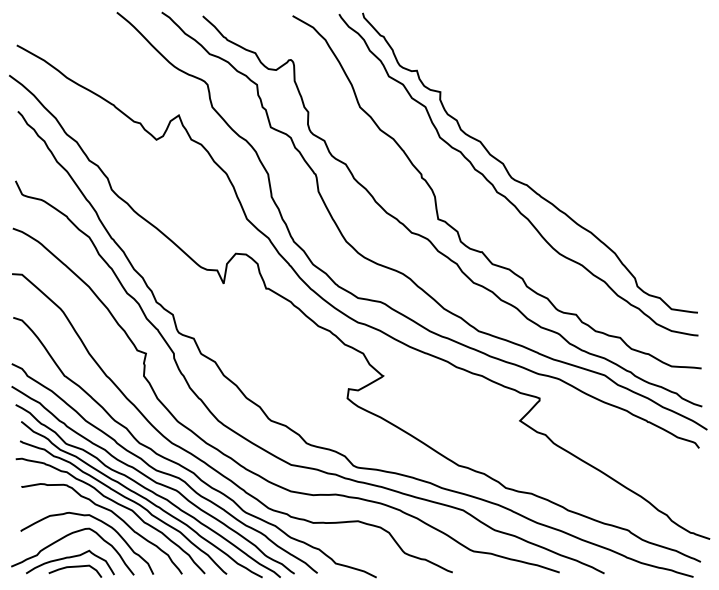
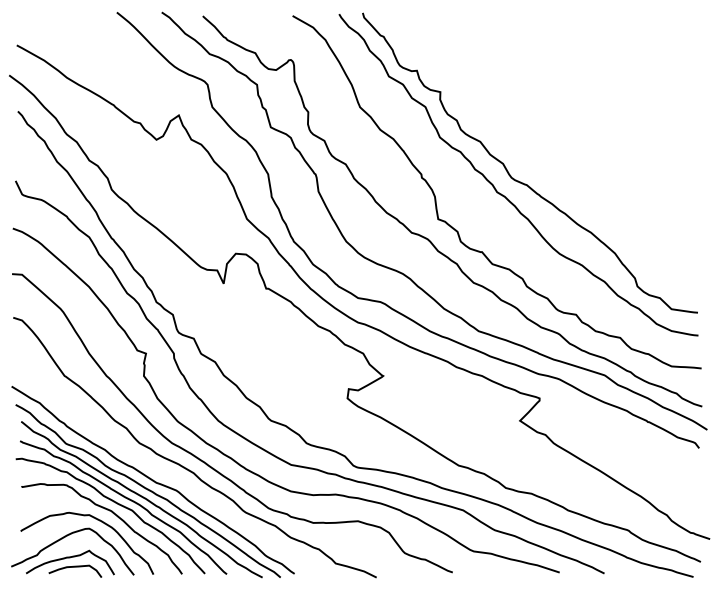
curve: present -> none (163, 471)
